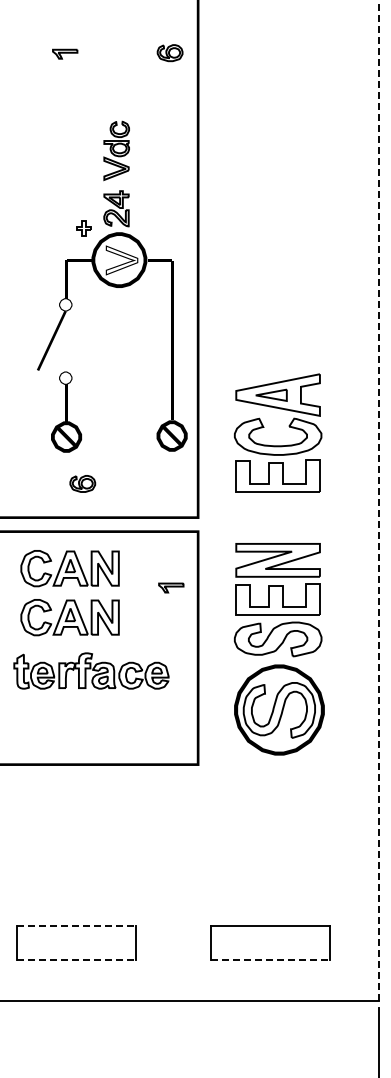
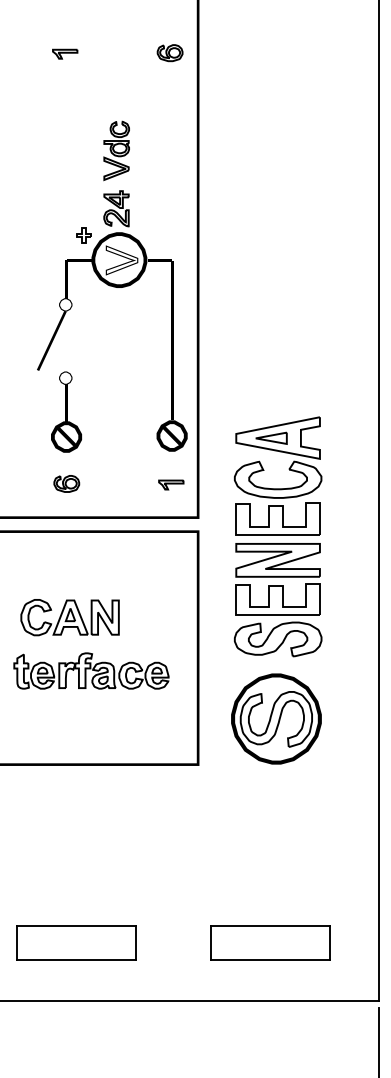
part position: (83, 228) -> (83, 235) (83, 235)
part position: (288, 426) -> (288, 469) (288, 469)
part position: (82, 483) -> (66, 483) (66, 483)
line: dashed -> solid (379, 500)
part: present -> none (69, 568)
part position: (171, 587) -> (171, 484) (171, 484)
part position: (279, 709) -> (276, 718) (276, 718)
line: dashed -> solid (76, 925)
line: dashed -> solid (76, 960)
line: dashed -> solid (270, 960)
